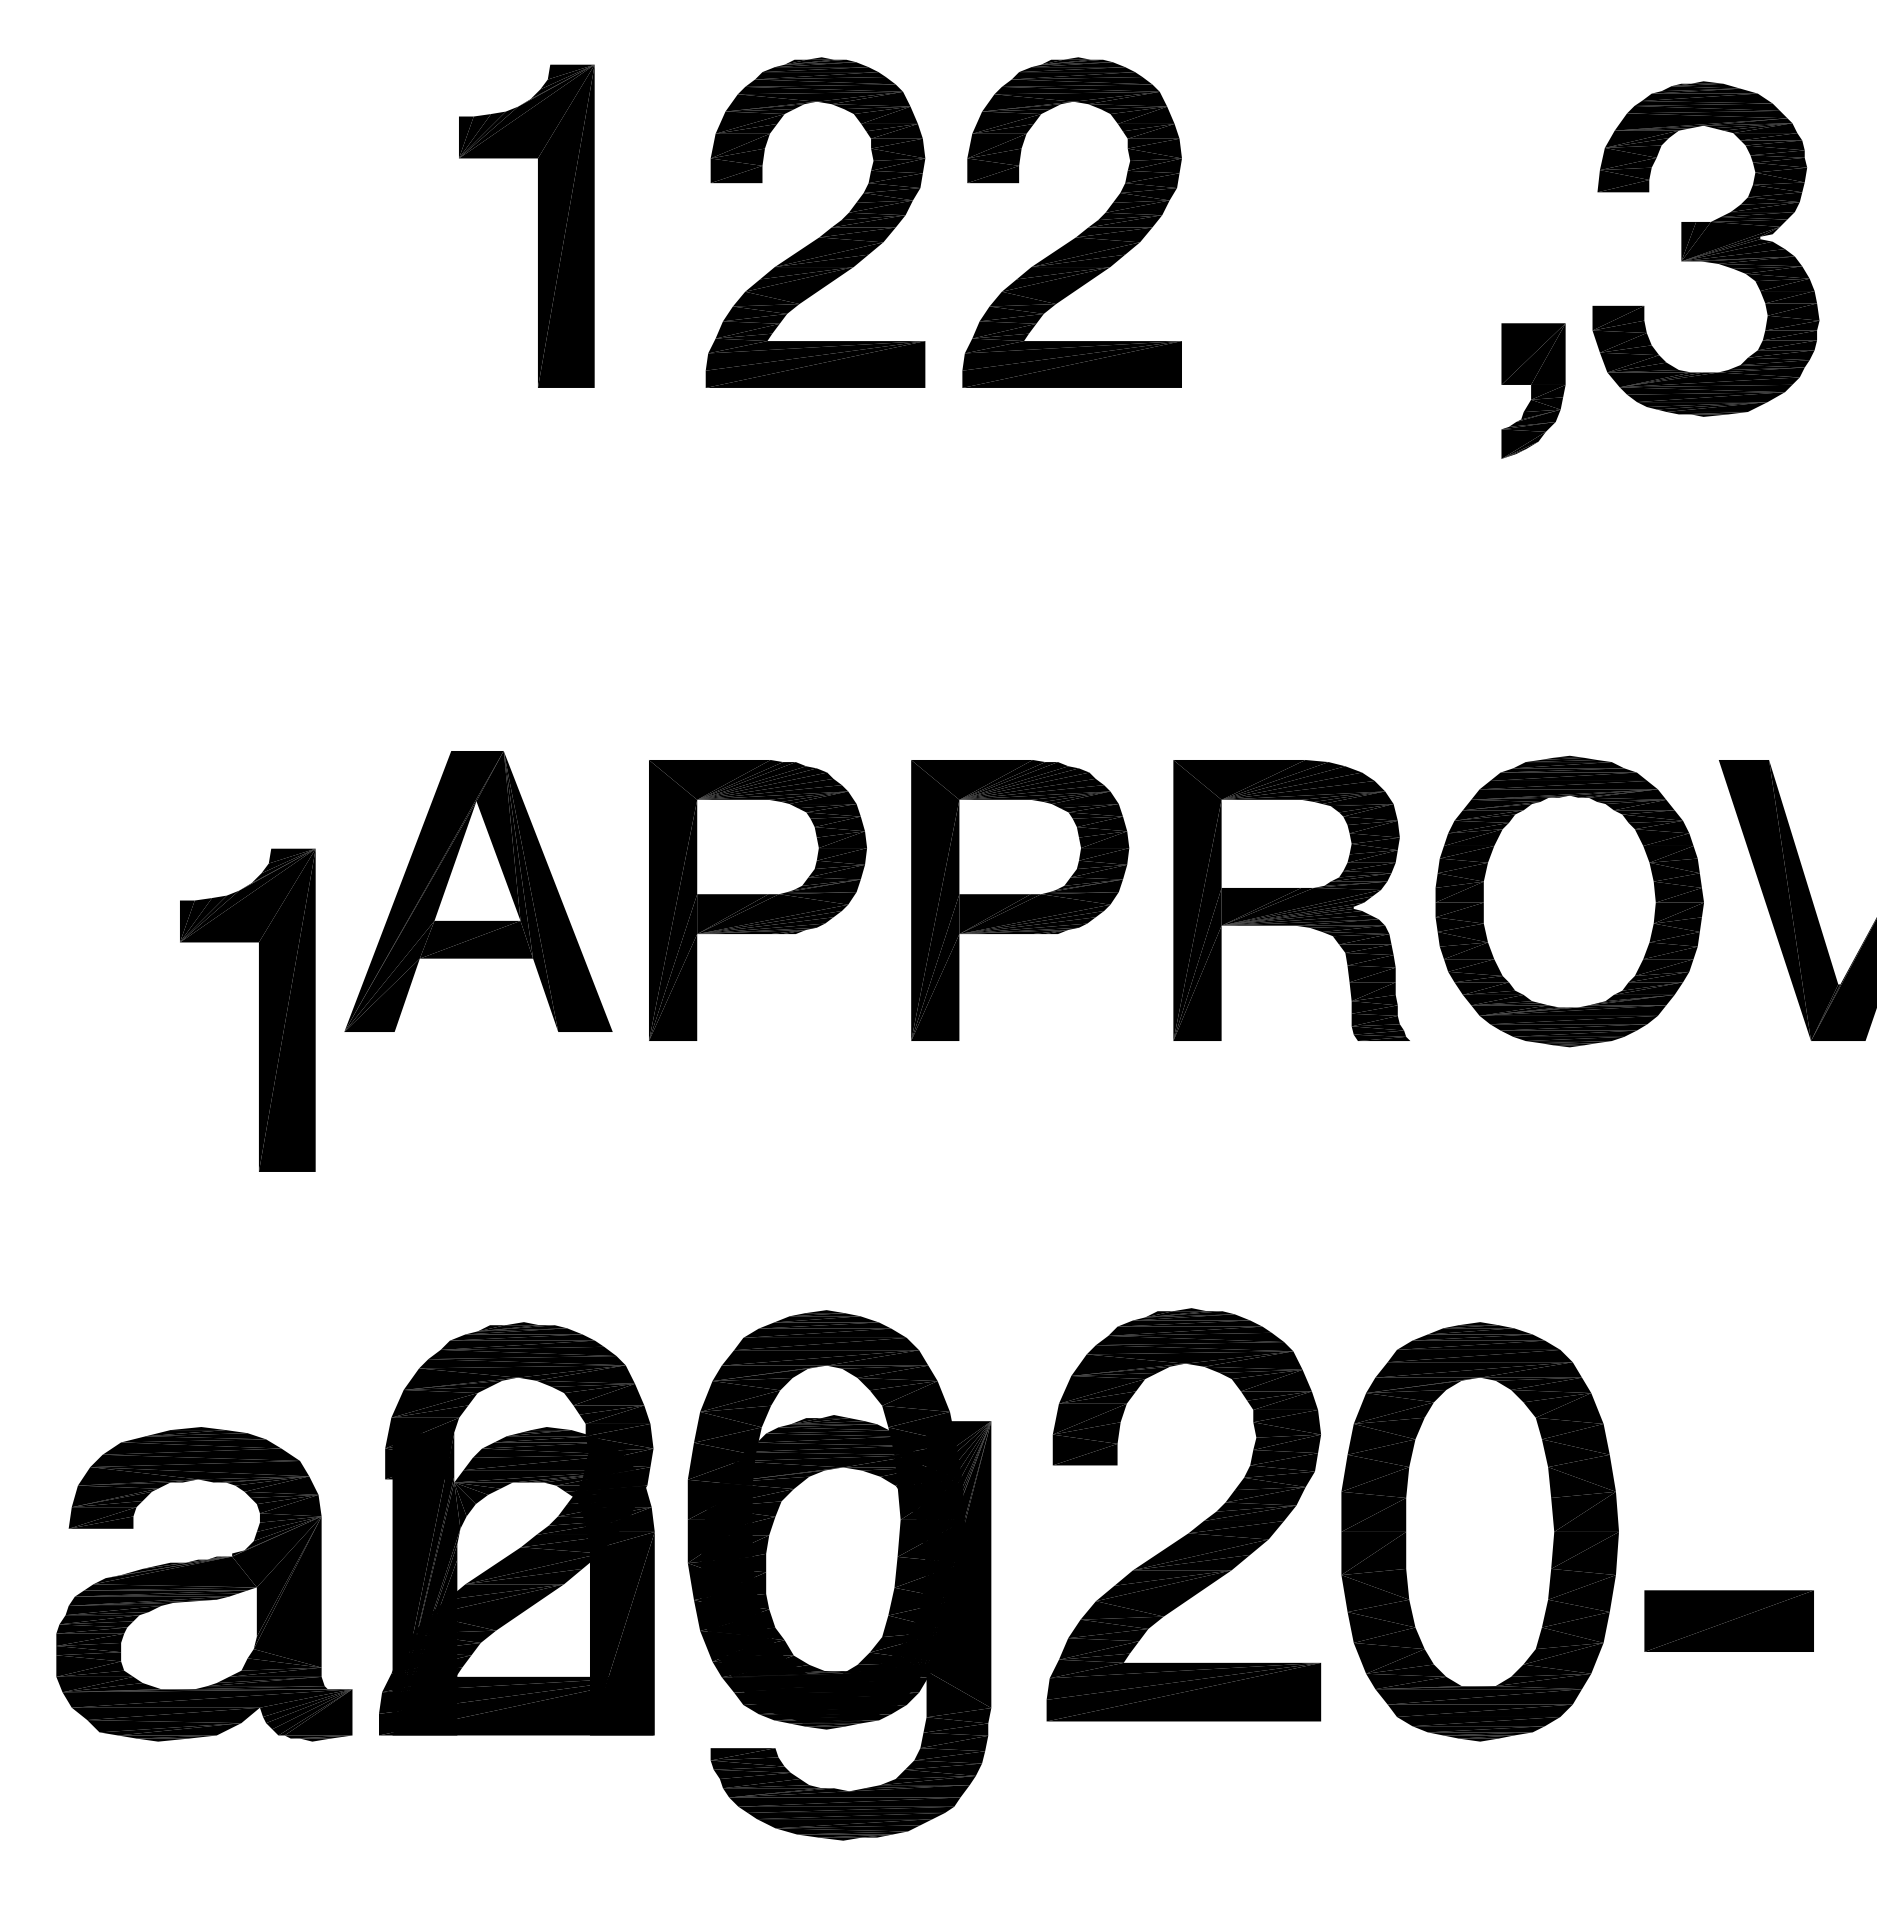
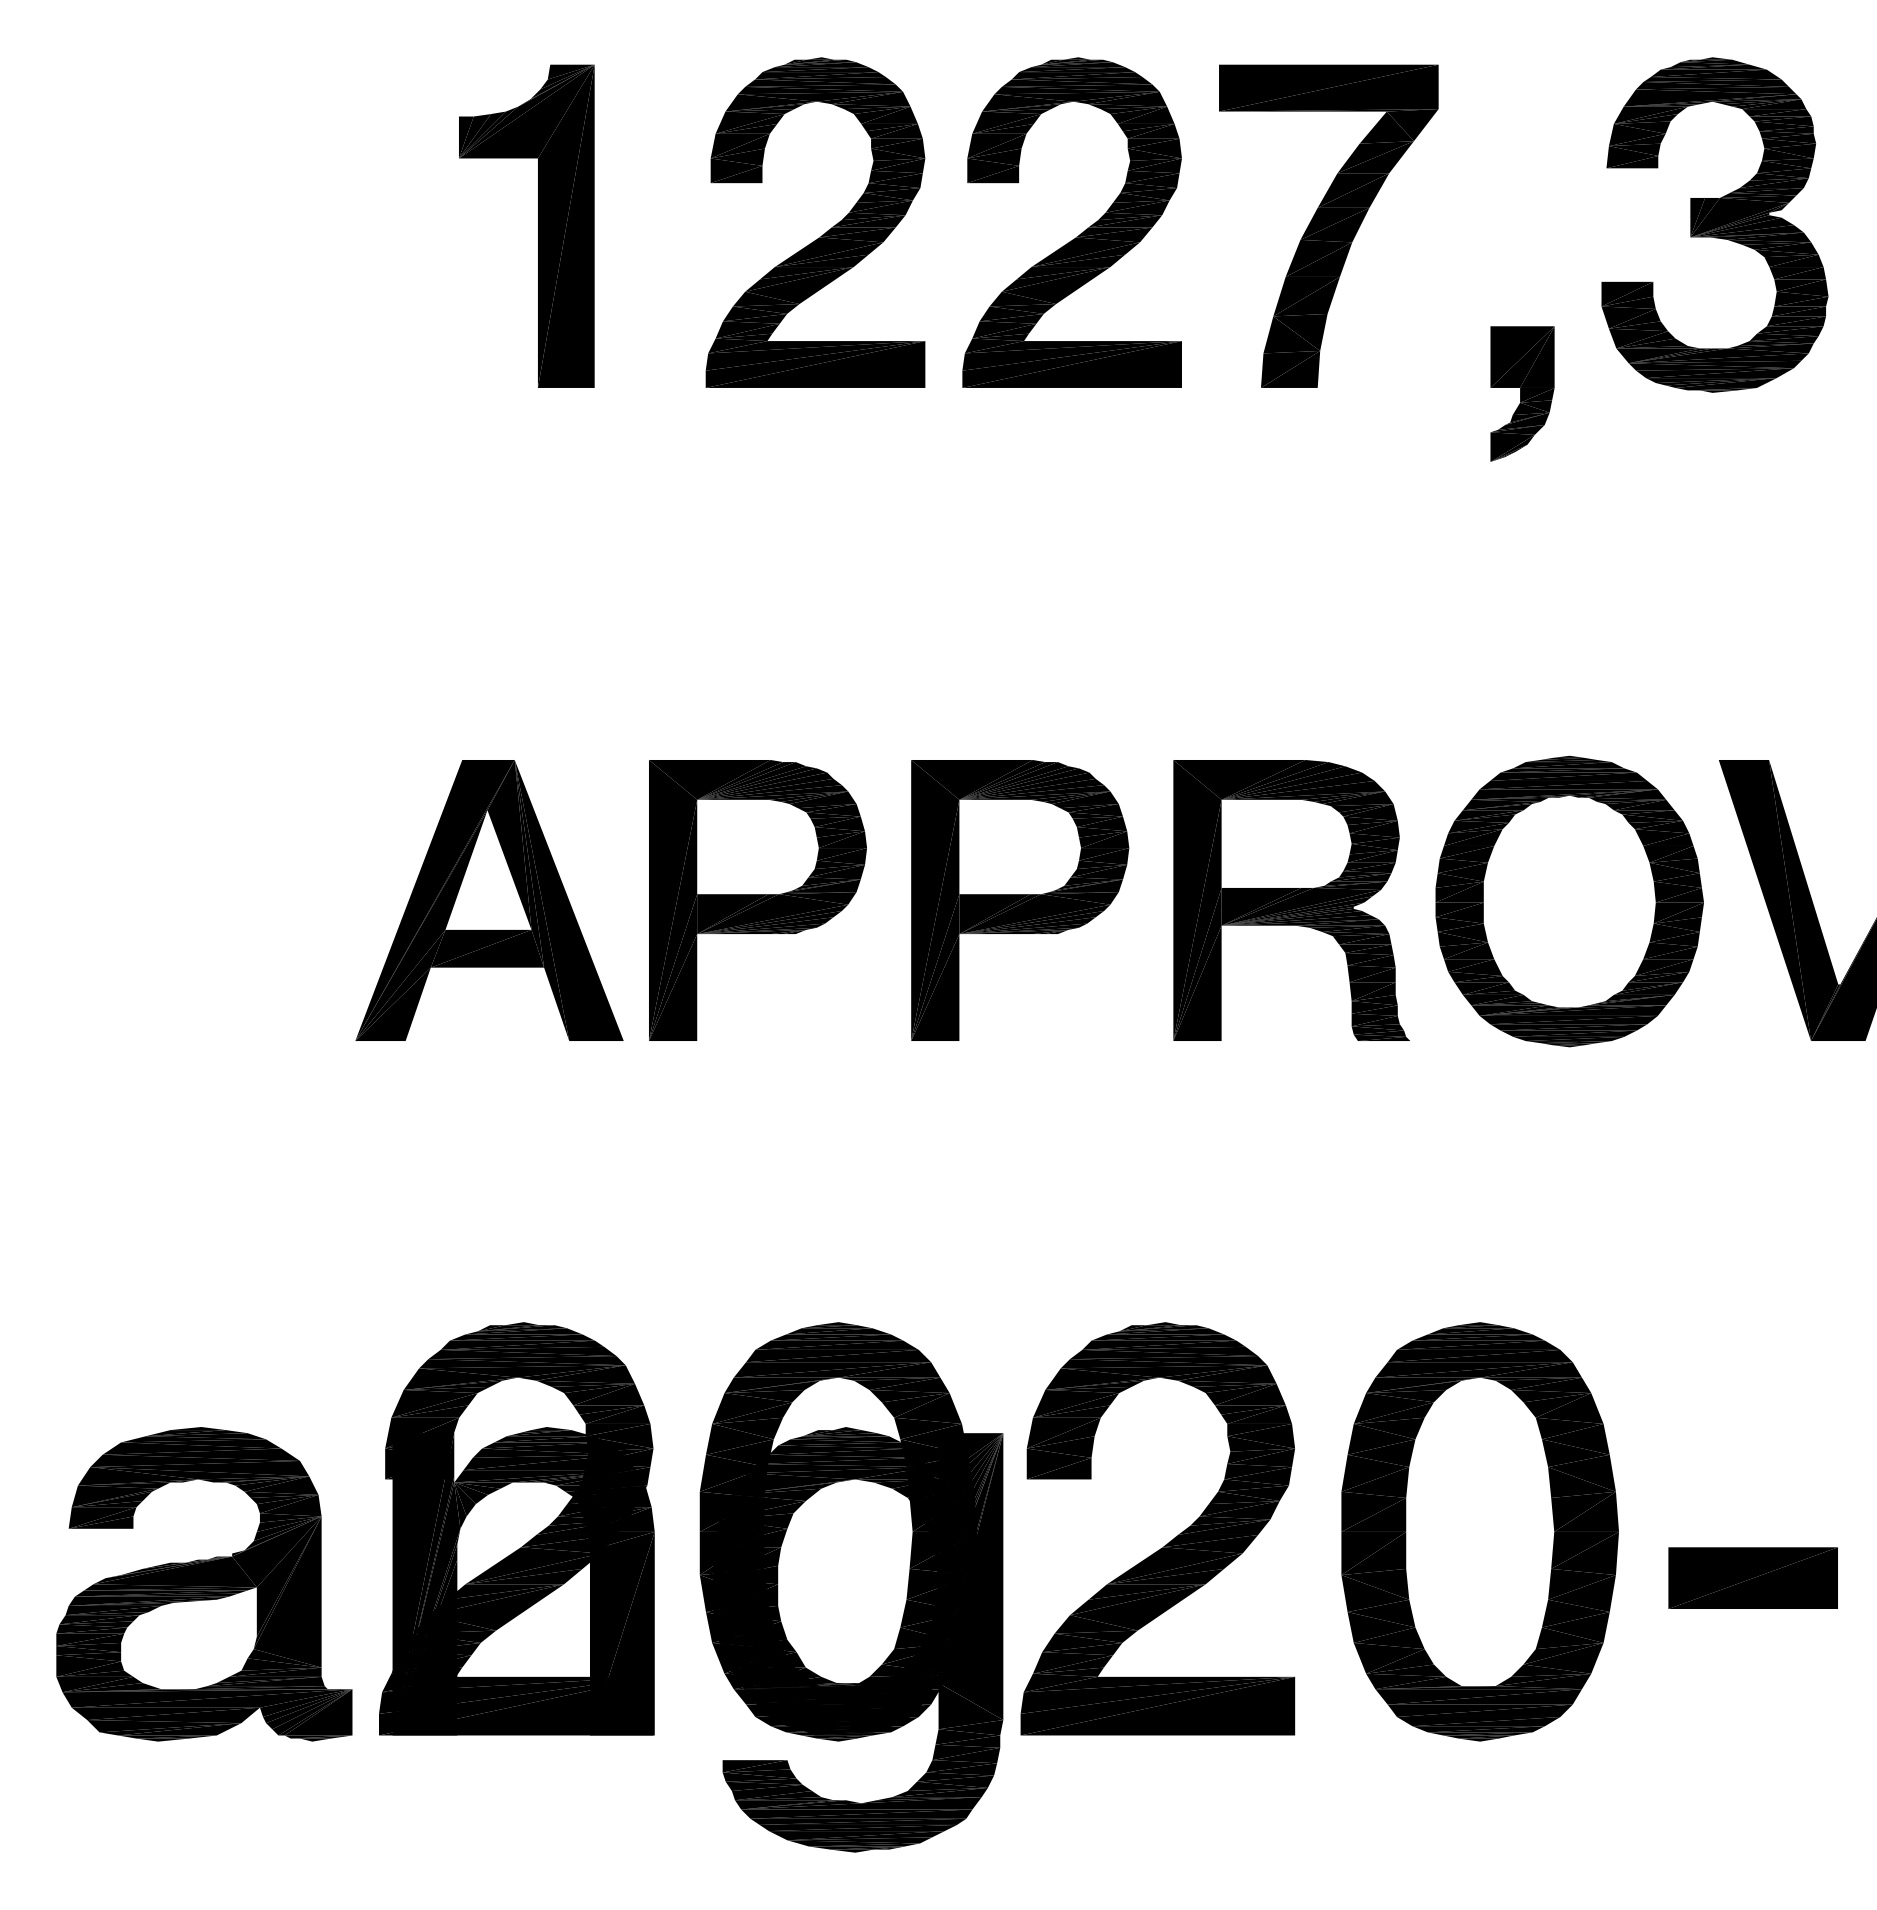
part: none -> present (1328, 225)
part position: (1705, 248) -> (1714, 224) (1714, 224)
part position: (1533, 390) -> (1522, 393) (1522, 393)
part position: (478, 891) -> (489, 900) (489, 900)
part: present -> none (259, 1009)
part position: (1196, 1526) -> (1170, 1540) (1170, 1540)
part position: (839, 1575) -> (851, 1587) (851, 1587)
part position: (1728, 1620) -> (1752, 1577) (1752, 1577)
